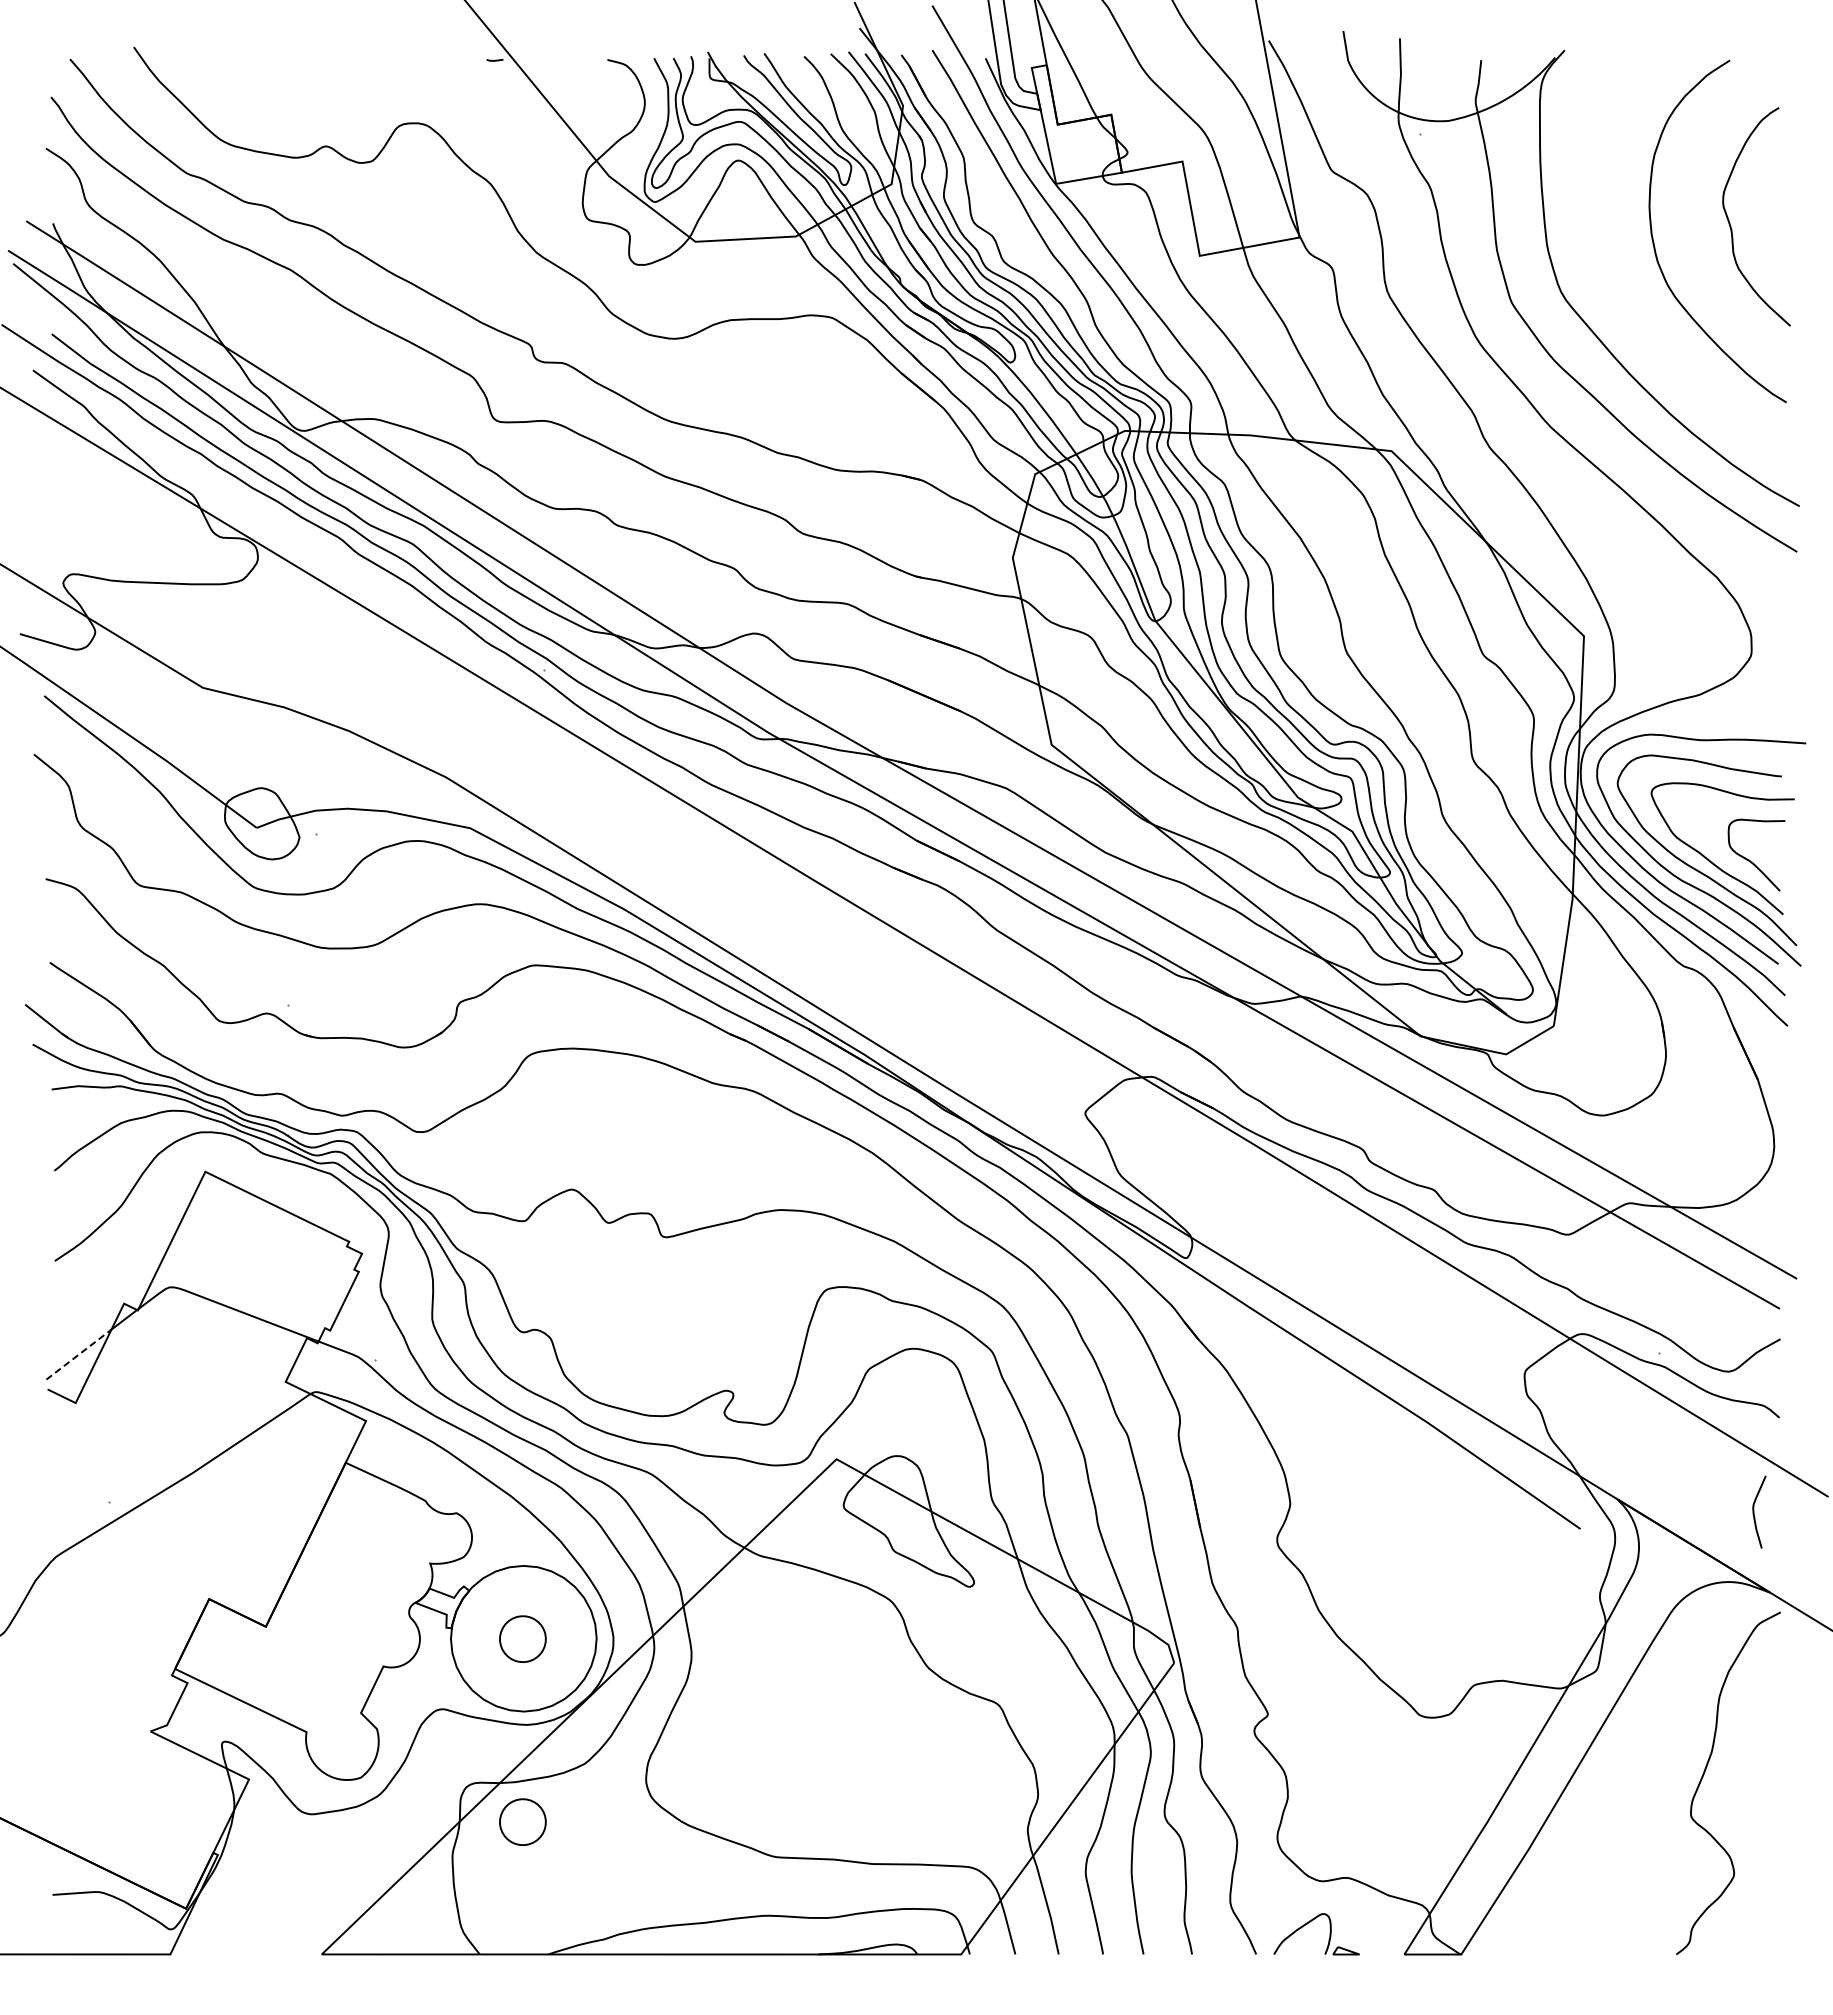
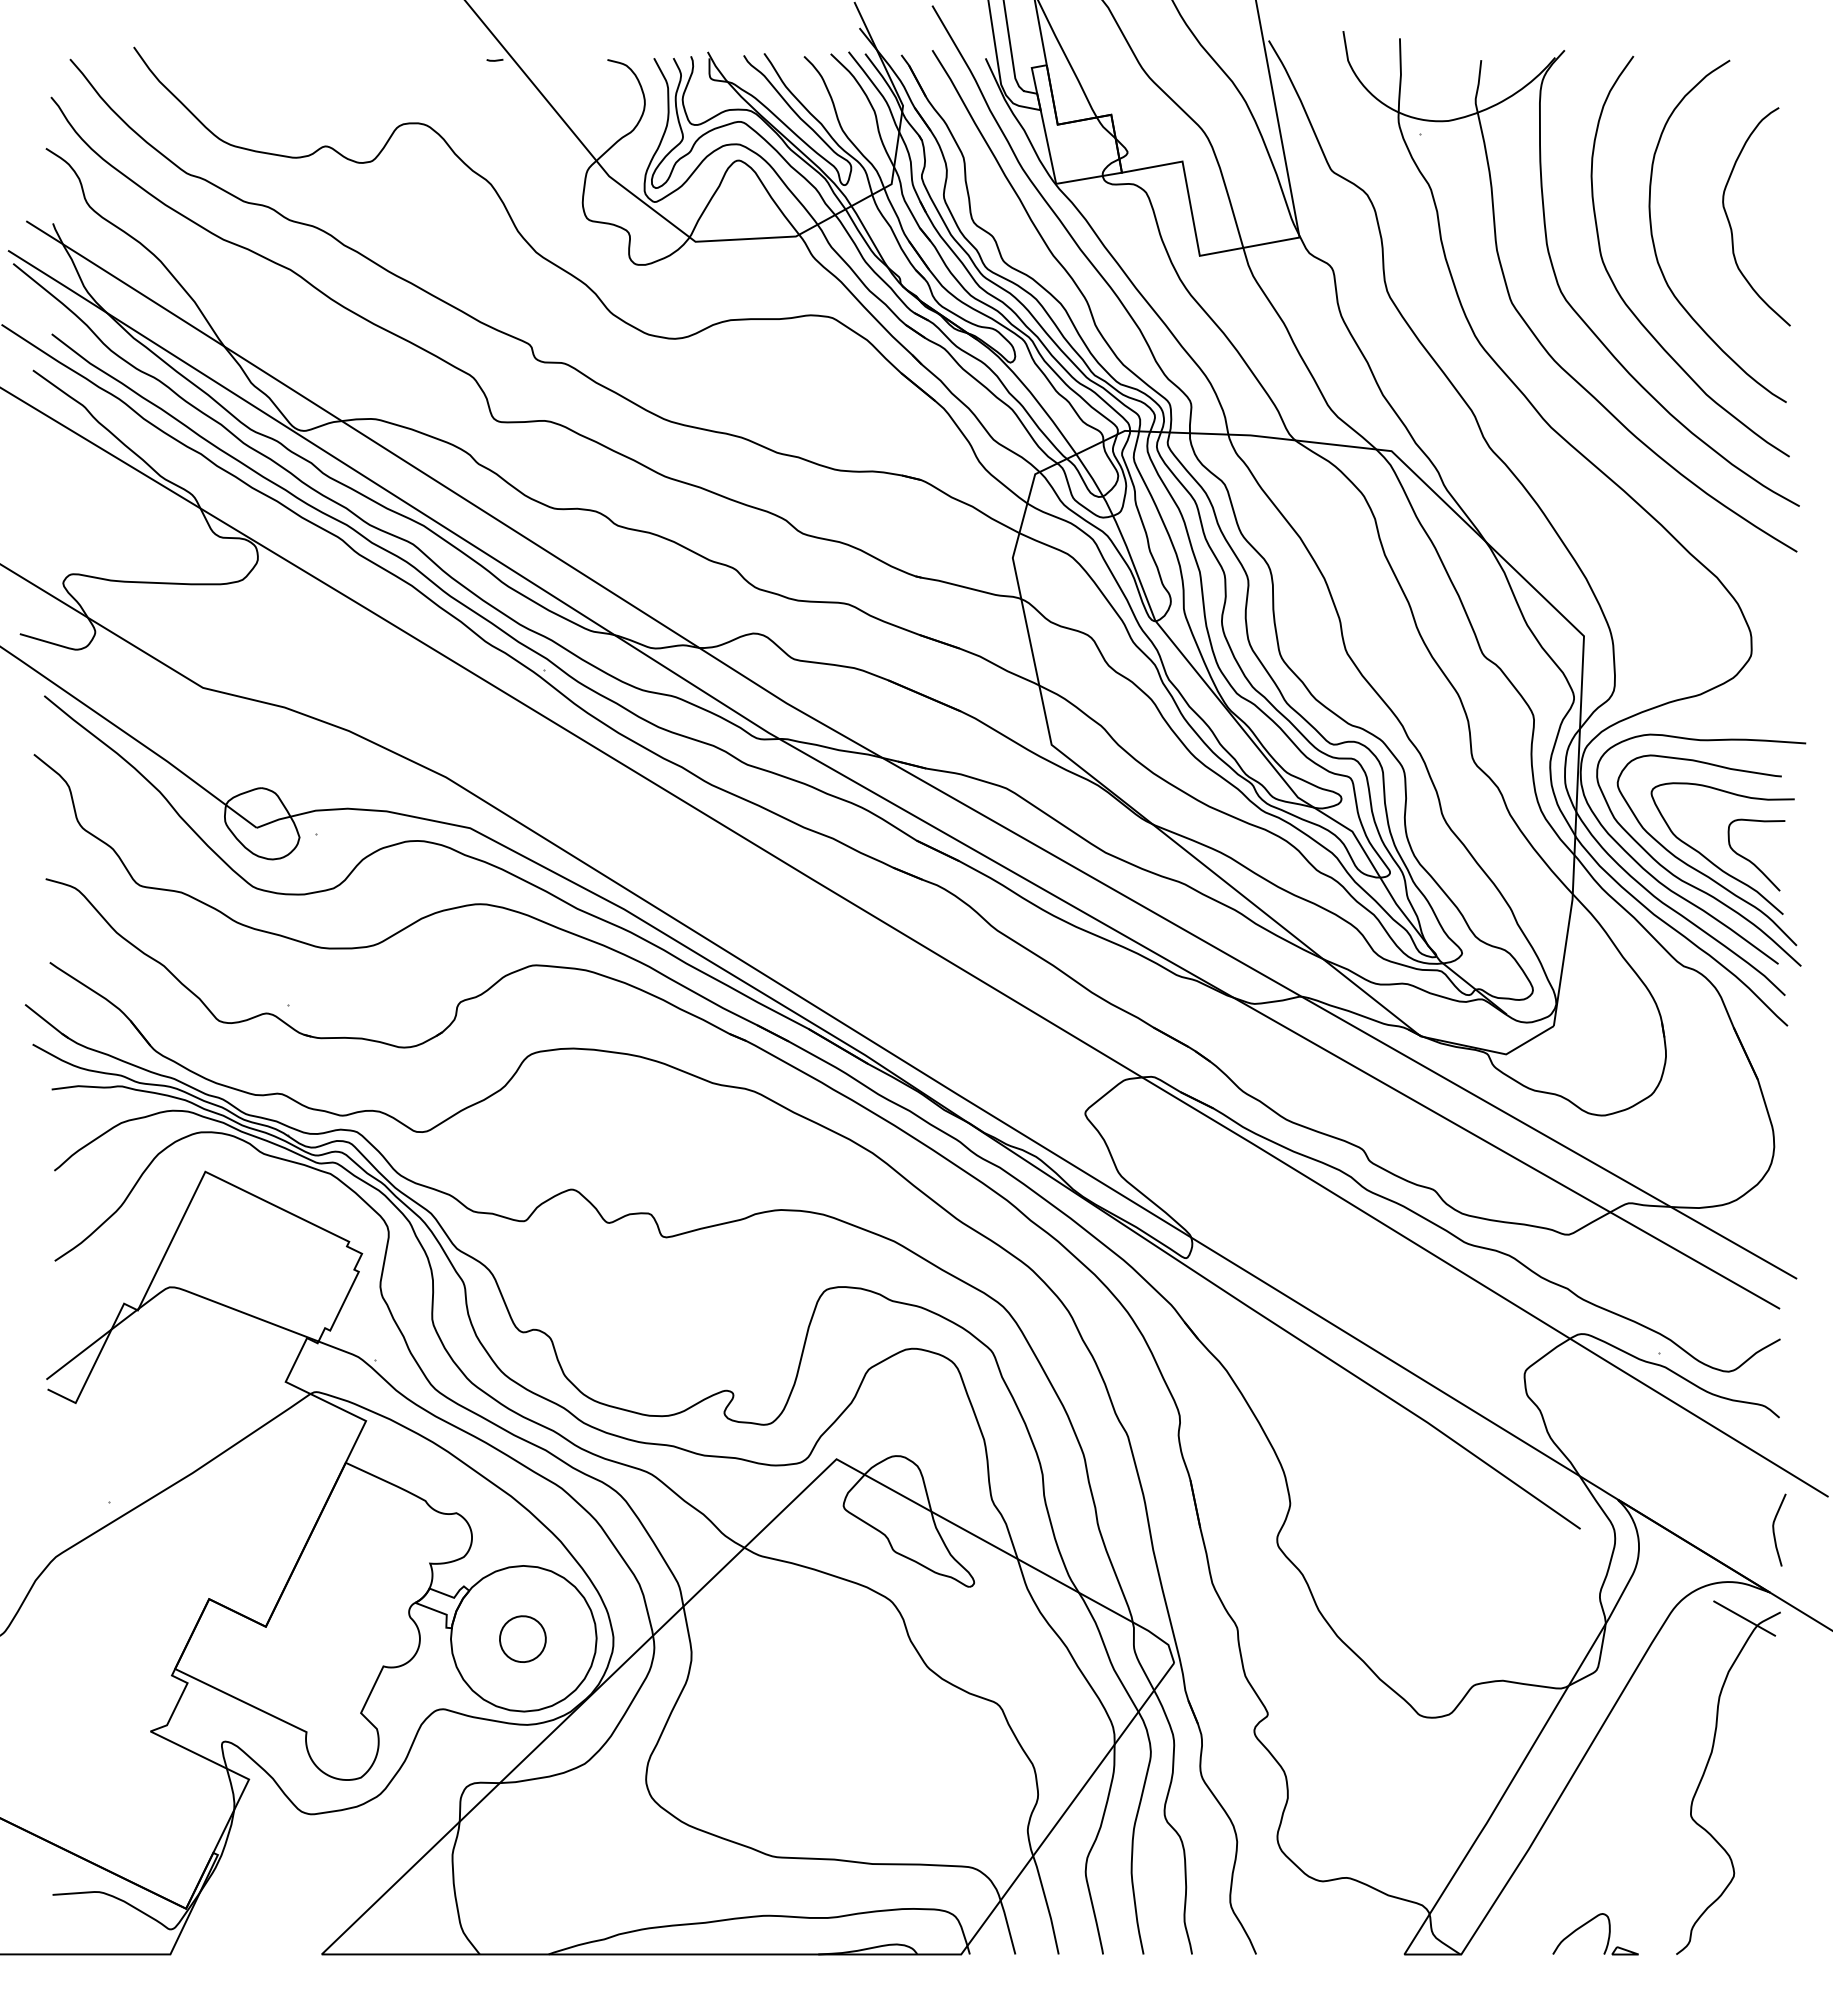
curve: none -> present (1623, 298)
line: dashed -> solid (79, 1354)
curve position: (1754, 1511) -> (1774, 1529) (1774, 1529)
line: none -> present (1744, 1618)
part: present -> none (522, 1821)
part position: (1329, 1934) -> (1608, 1934) (1608, 1934)
